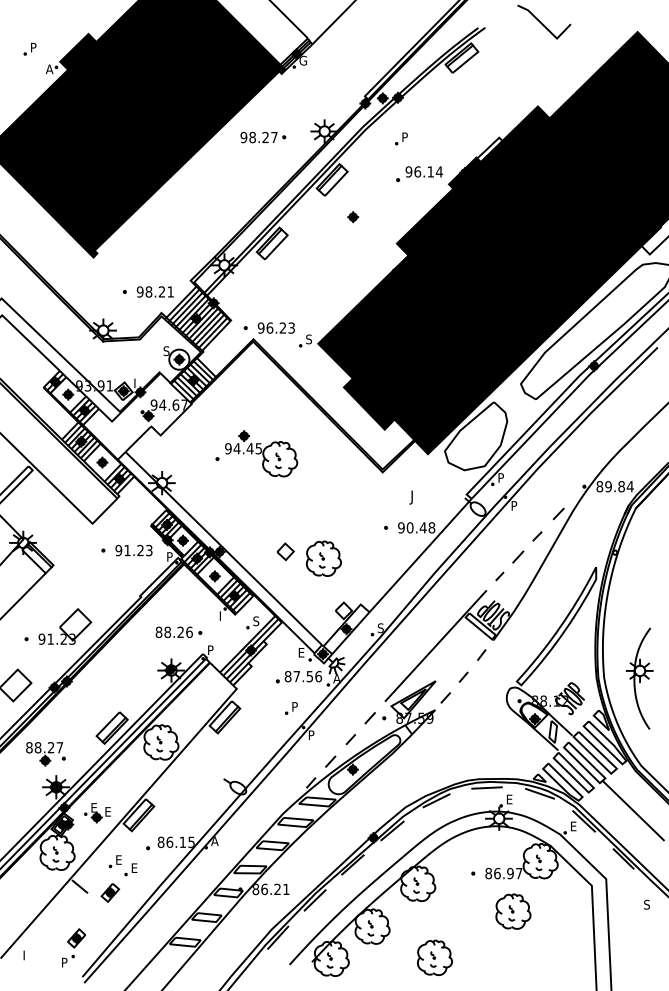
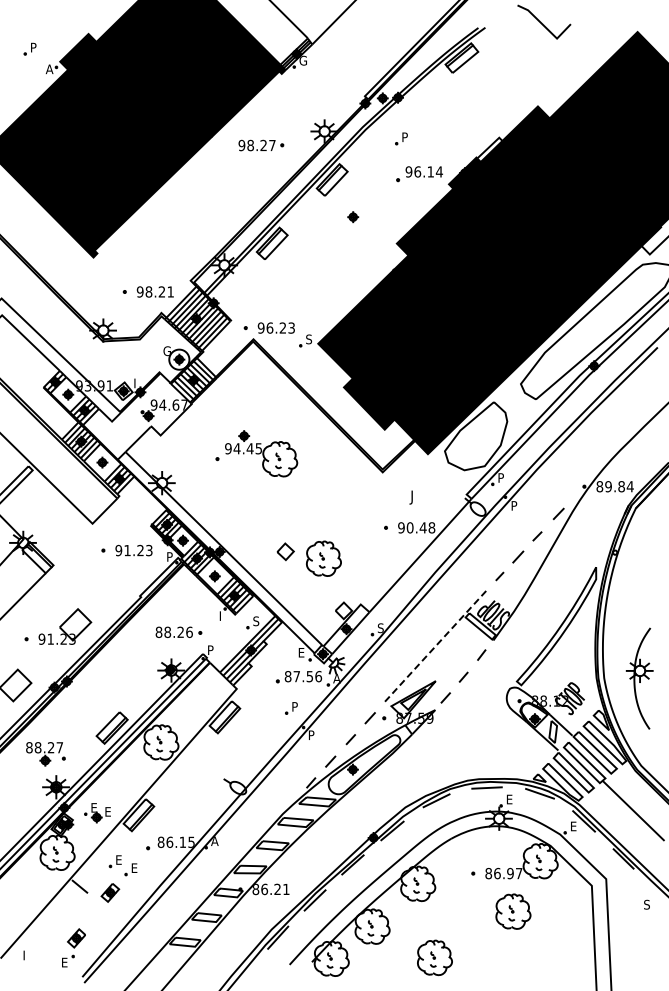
part position: (263, 137) -> (261, 145) (261, 145)
text: S -> G (166, 351)
line: solid -> dashed (436, 645)
text: P -> E (65, 962)
